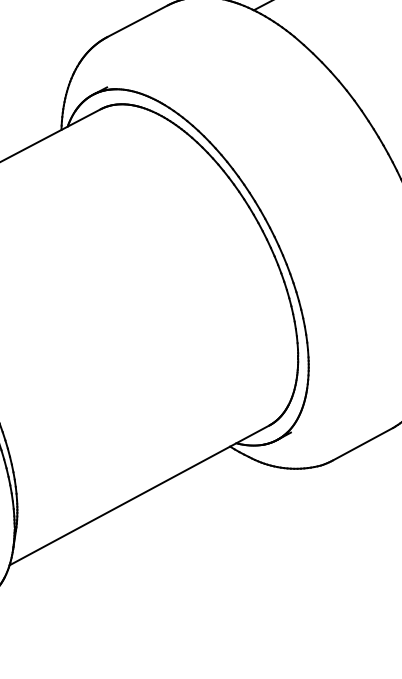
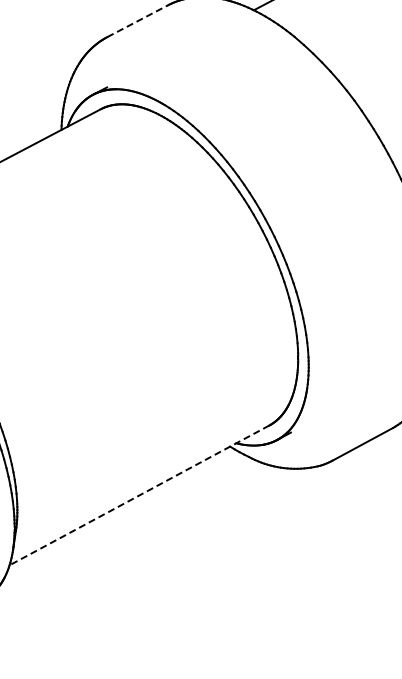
line: solid -> dashed (138, 21)
line: solid -> dashed (139, 495)
